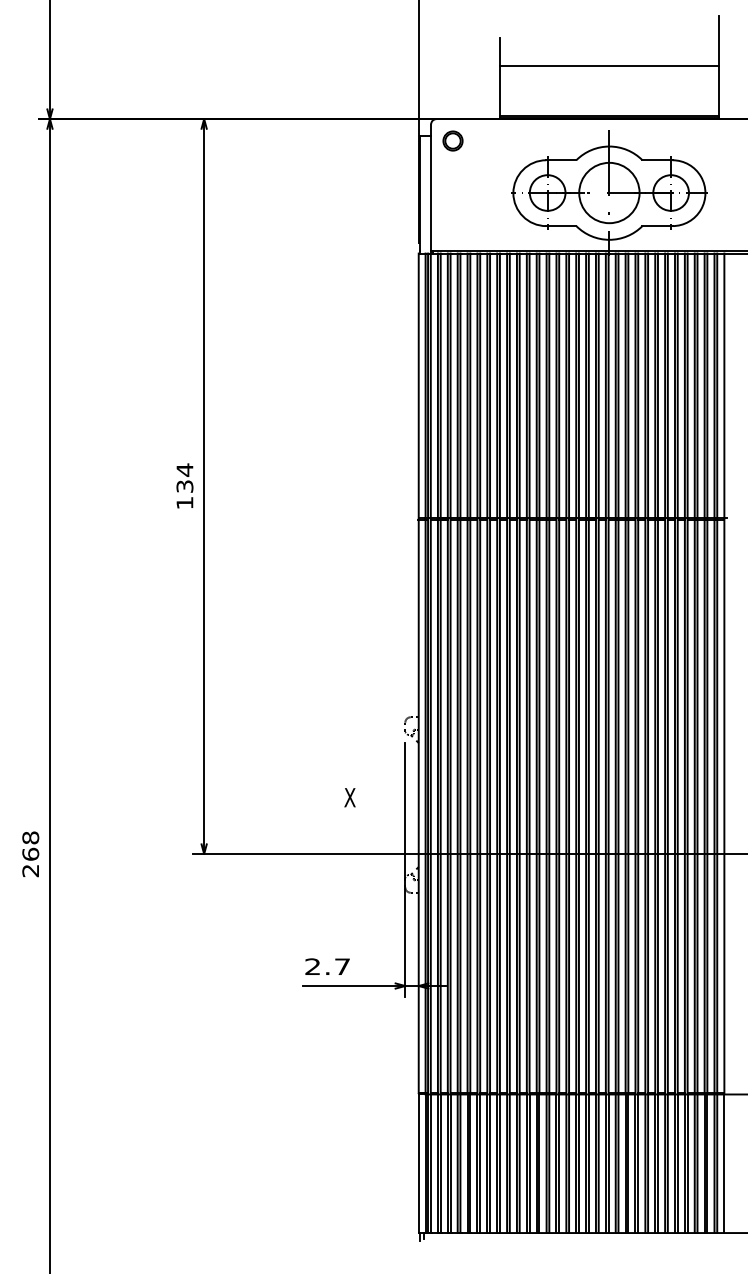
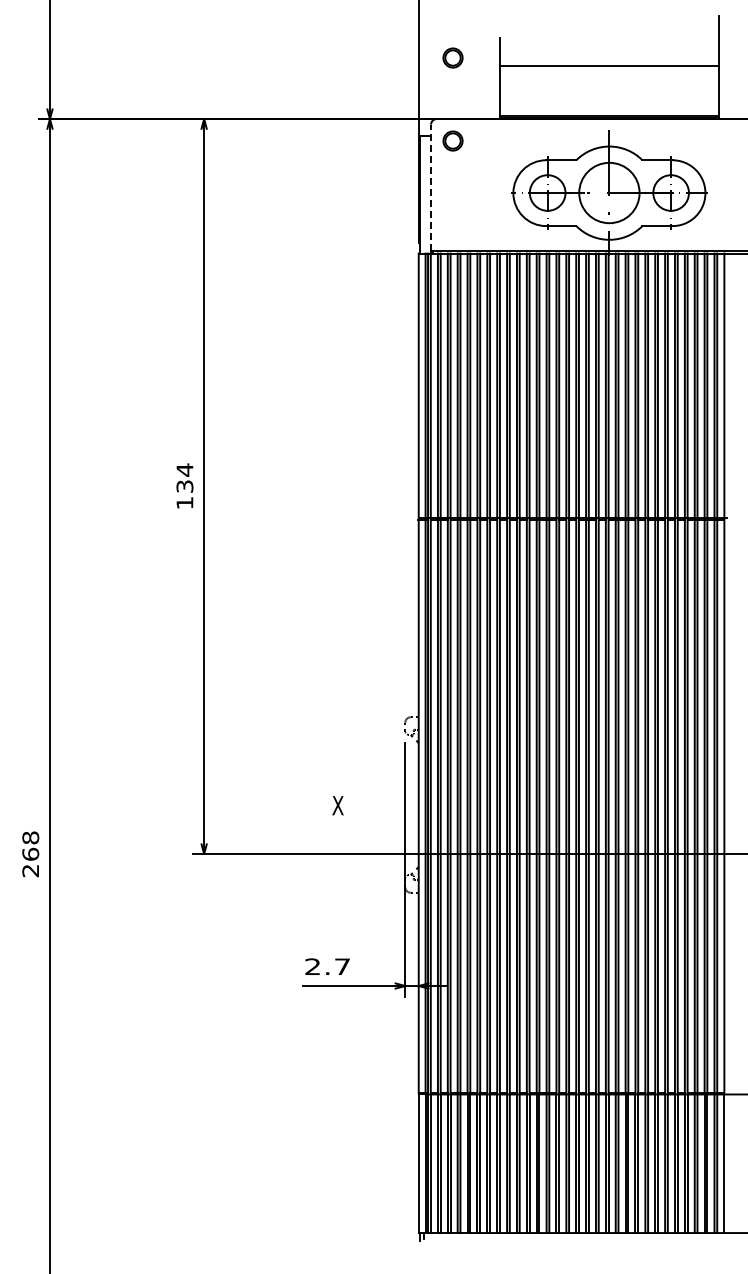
circle: none -> present (452, 57)
line: solid -> dashed (431, 187)
text position: (349, 797) -> (337, 805) (337, 805)
